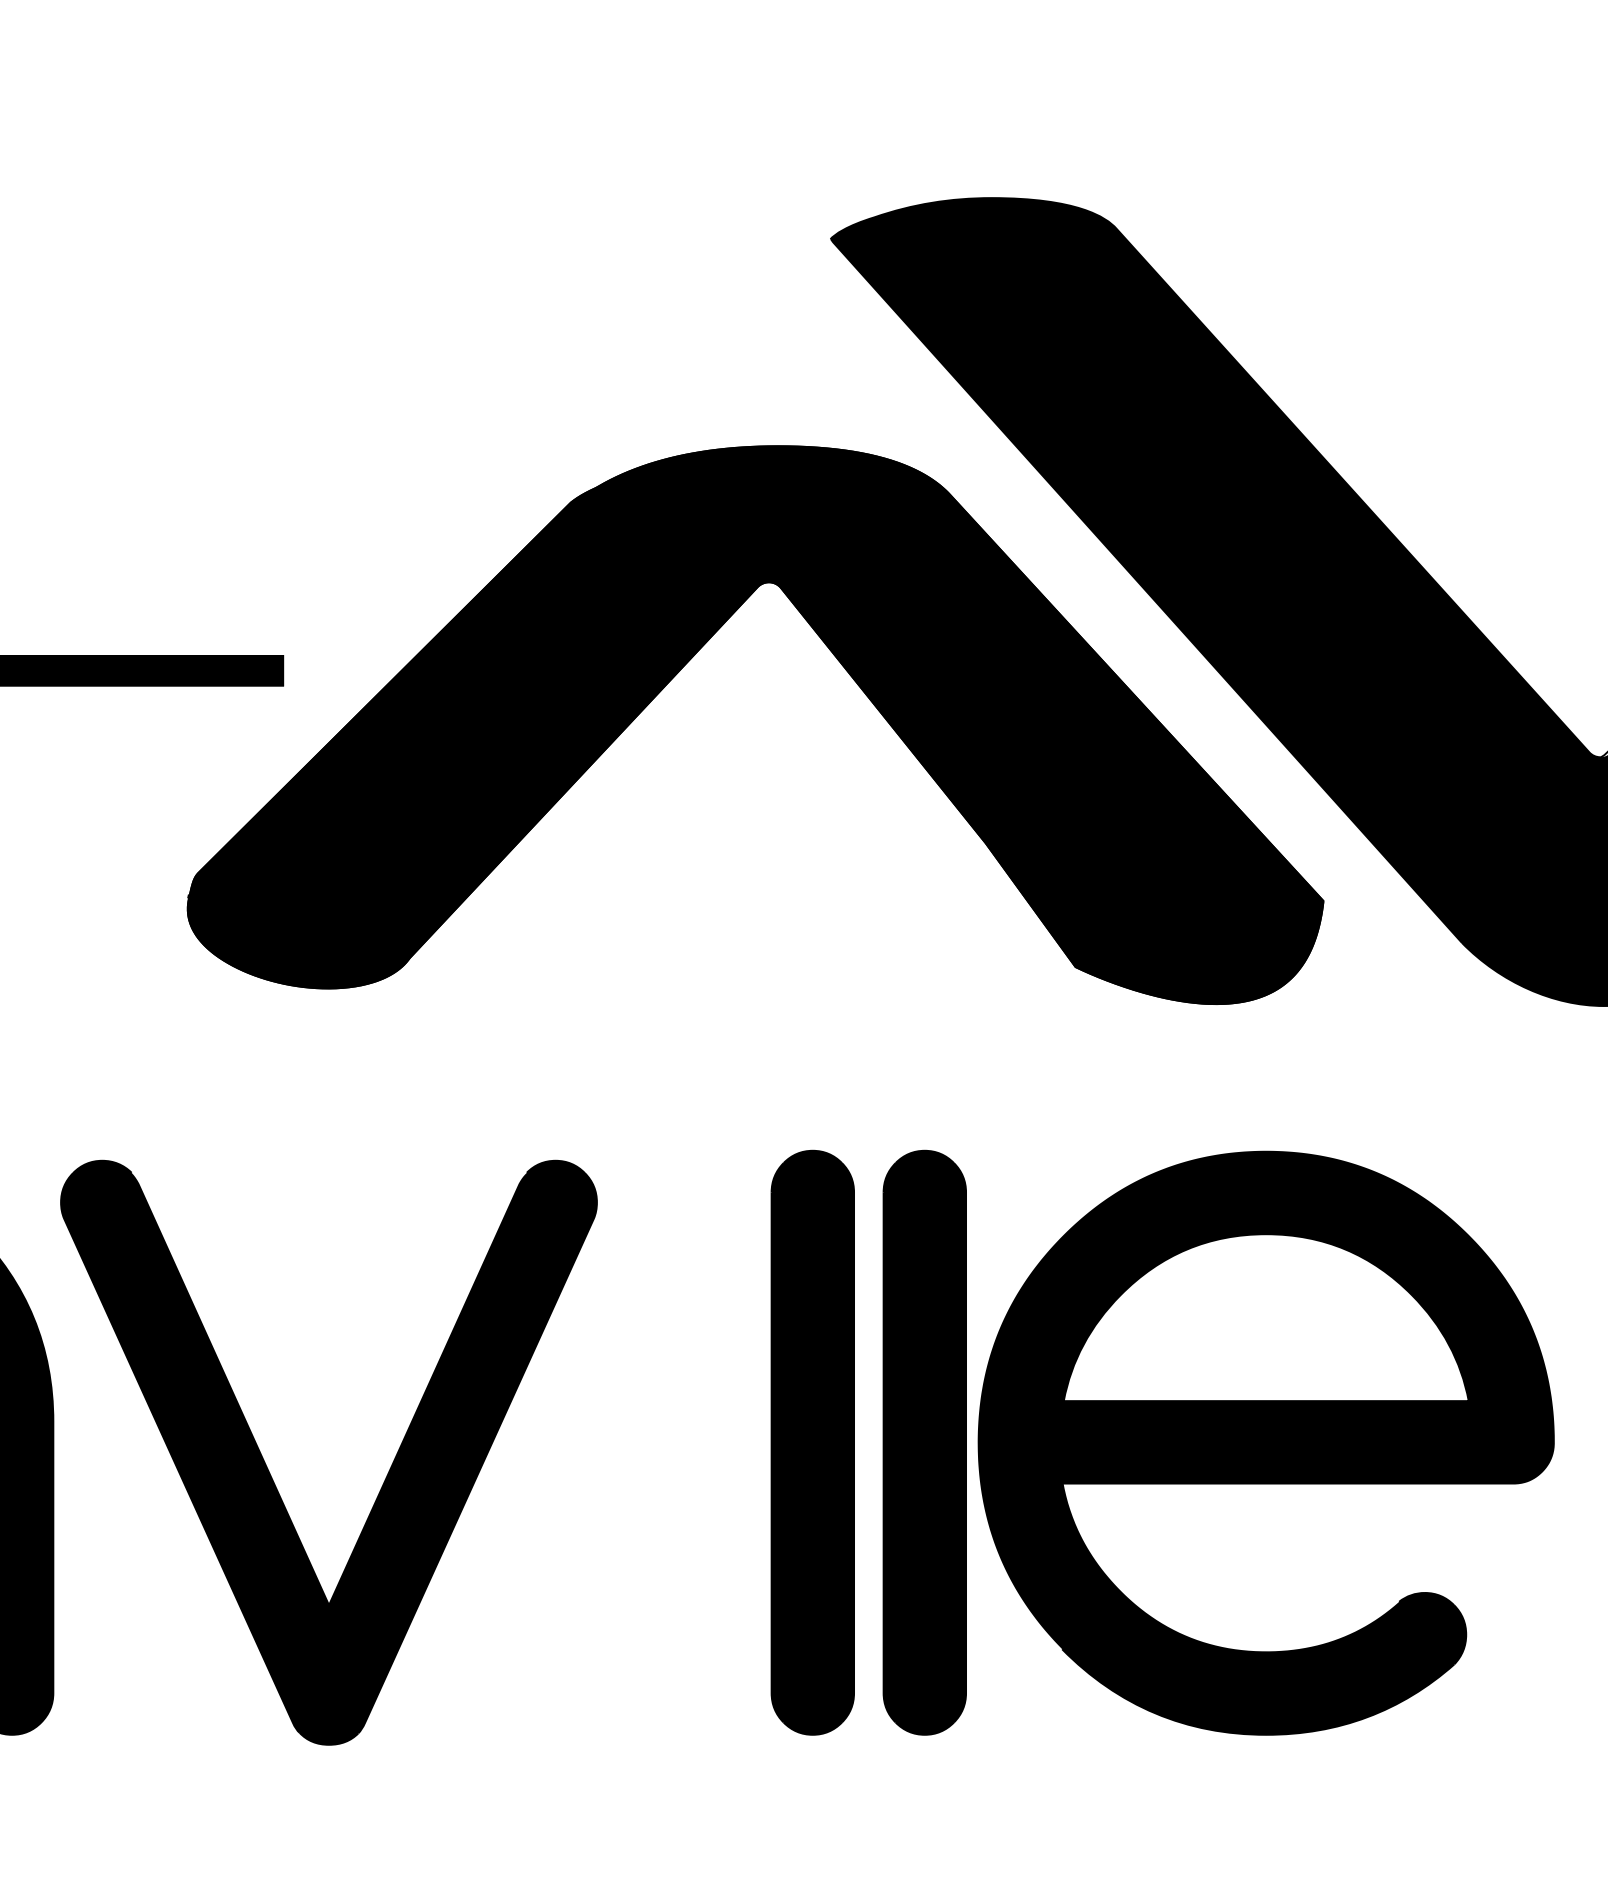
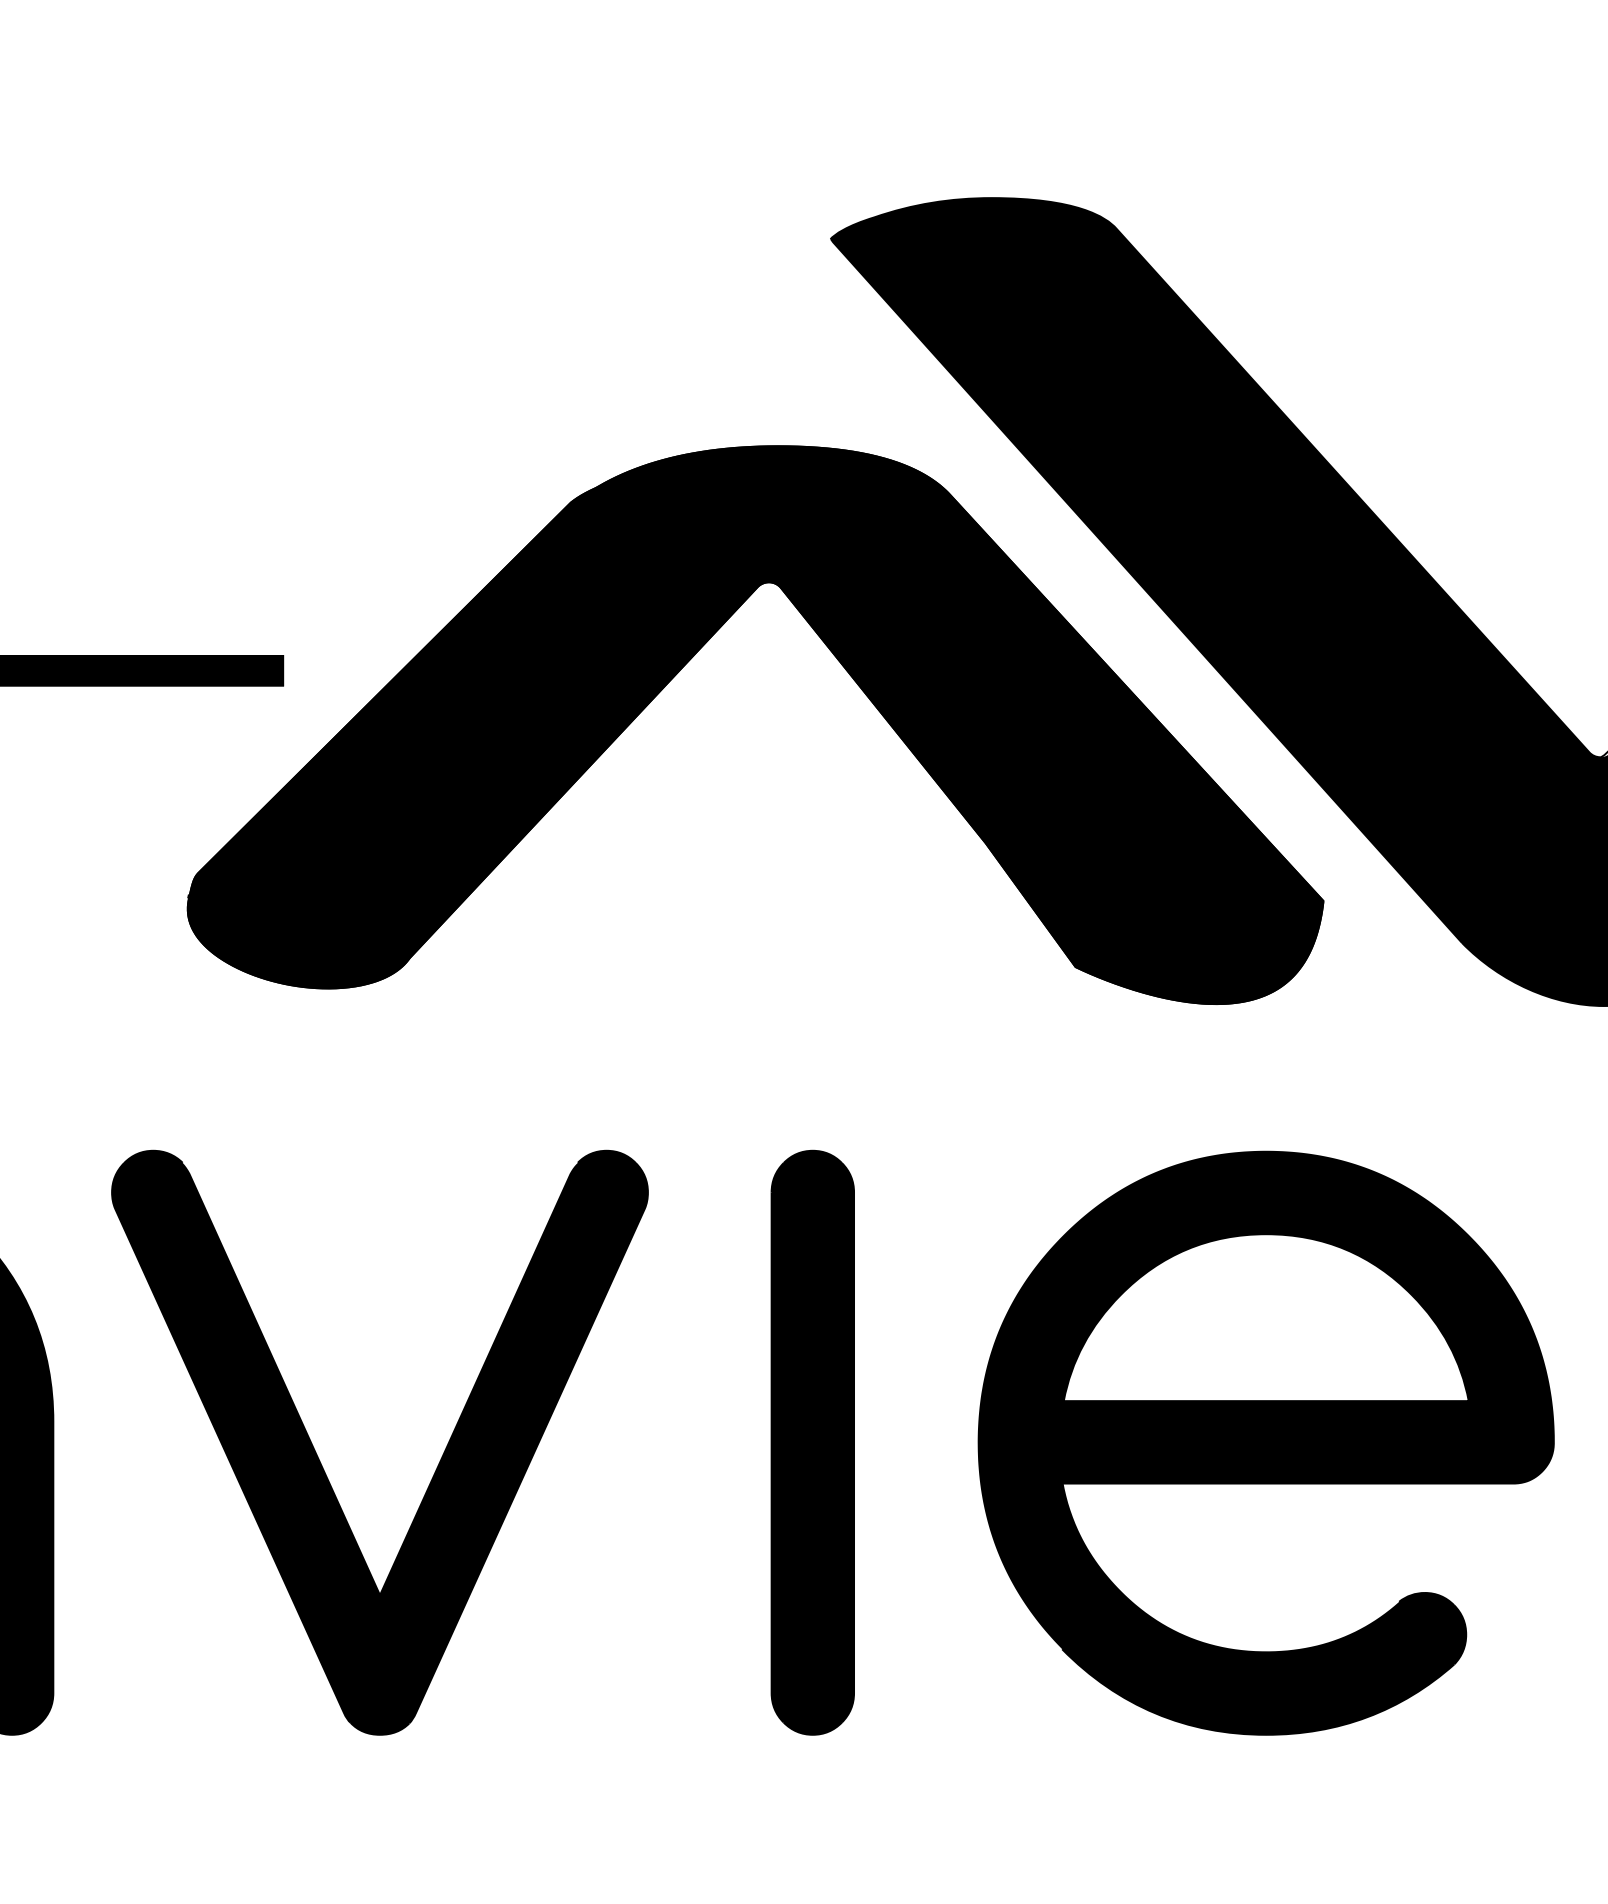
part: present -> none (924, 1442)
part position: (273, 1479) -> (324, 1469) (324, 1469)
